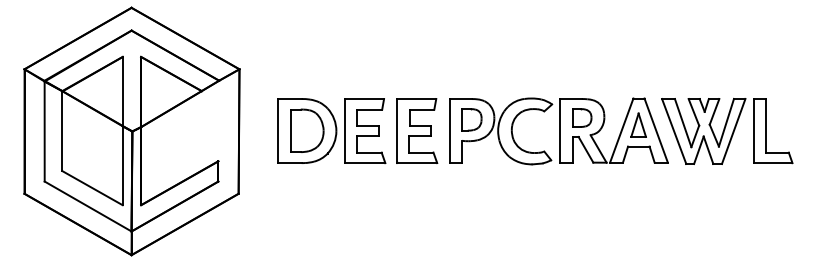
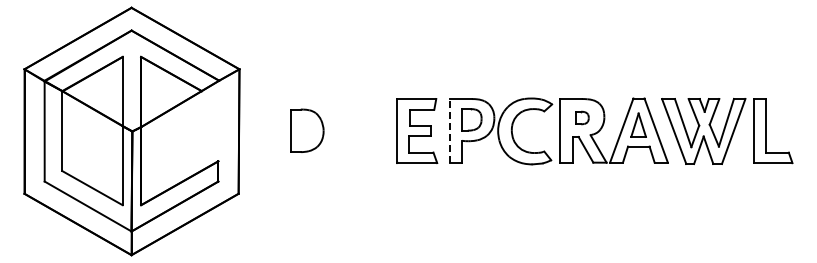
part size: 21x20 px -> 15x16 px (582, 117)
line: solid -> dashed (449, 130)
part: present -> none (331, 131)
